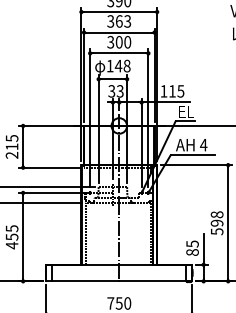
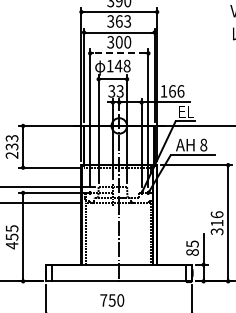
line: solid -> dashed (119, 53)
text: 115 -> 166 (176, 91)
text: 215 -> 233 (11, 142)
text: 4 -> 8 (203, 144)
text: 598 -> 316 (216, 222)
text position: (119, 303) -> (112, 300) (112, 300)
